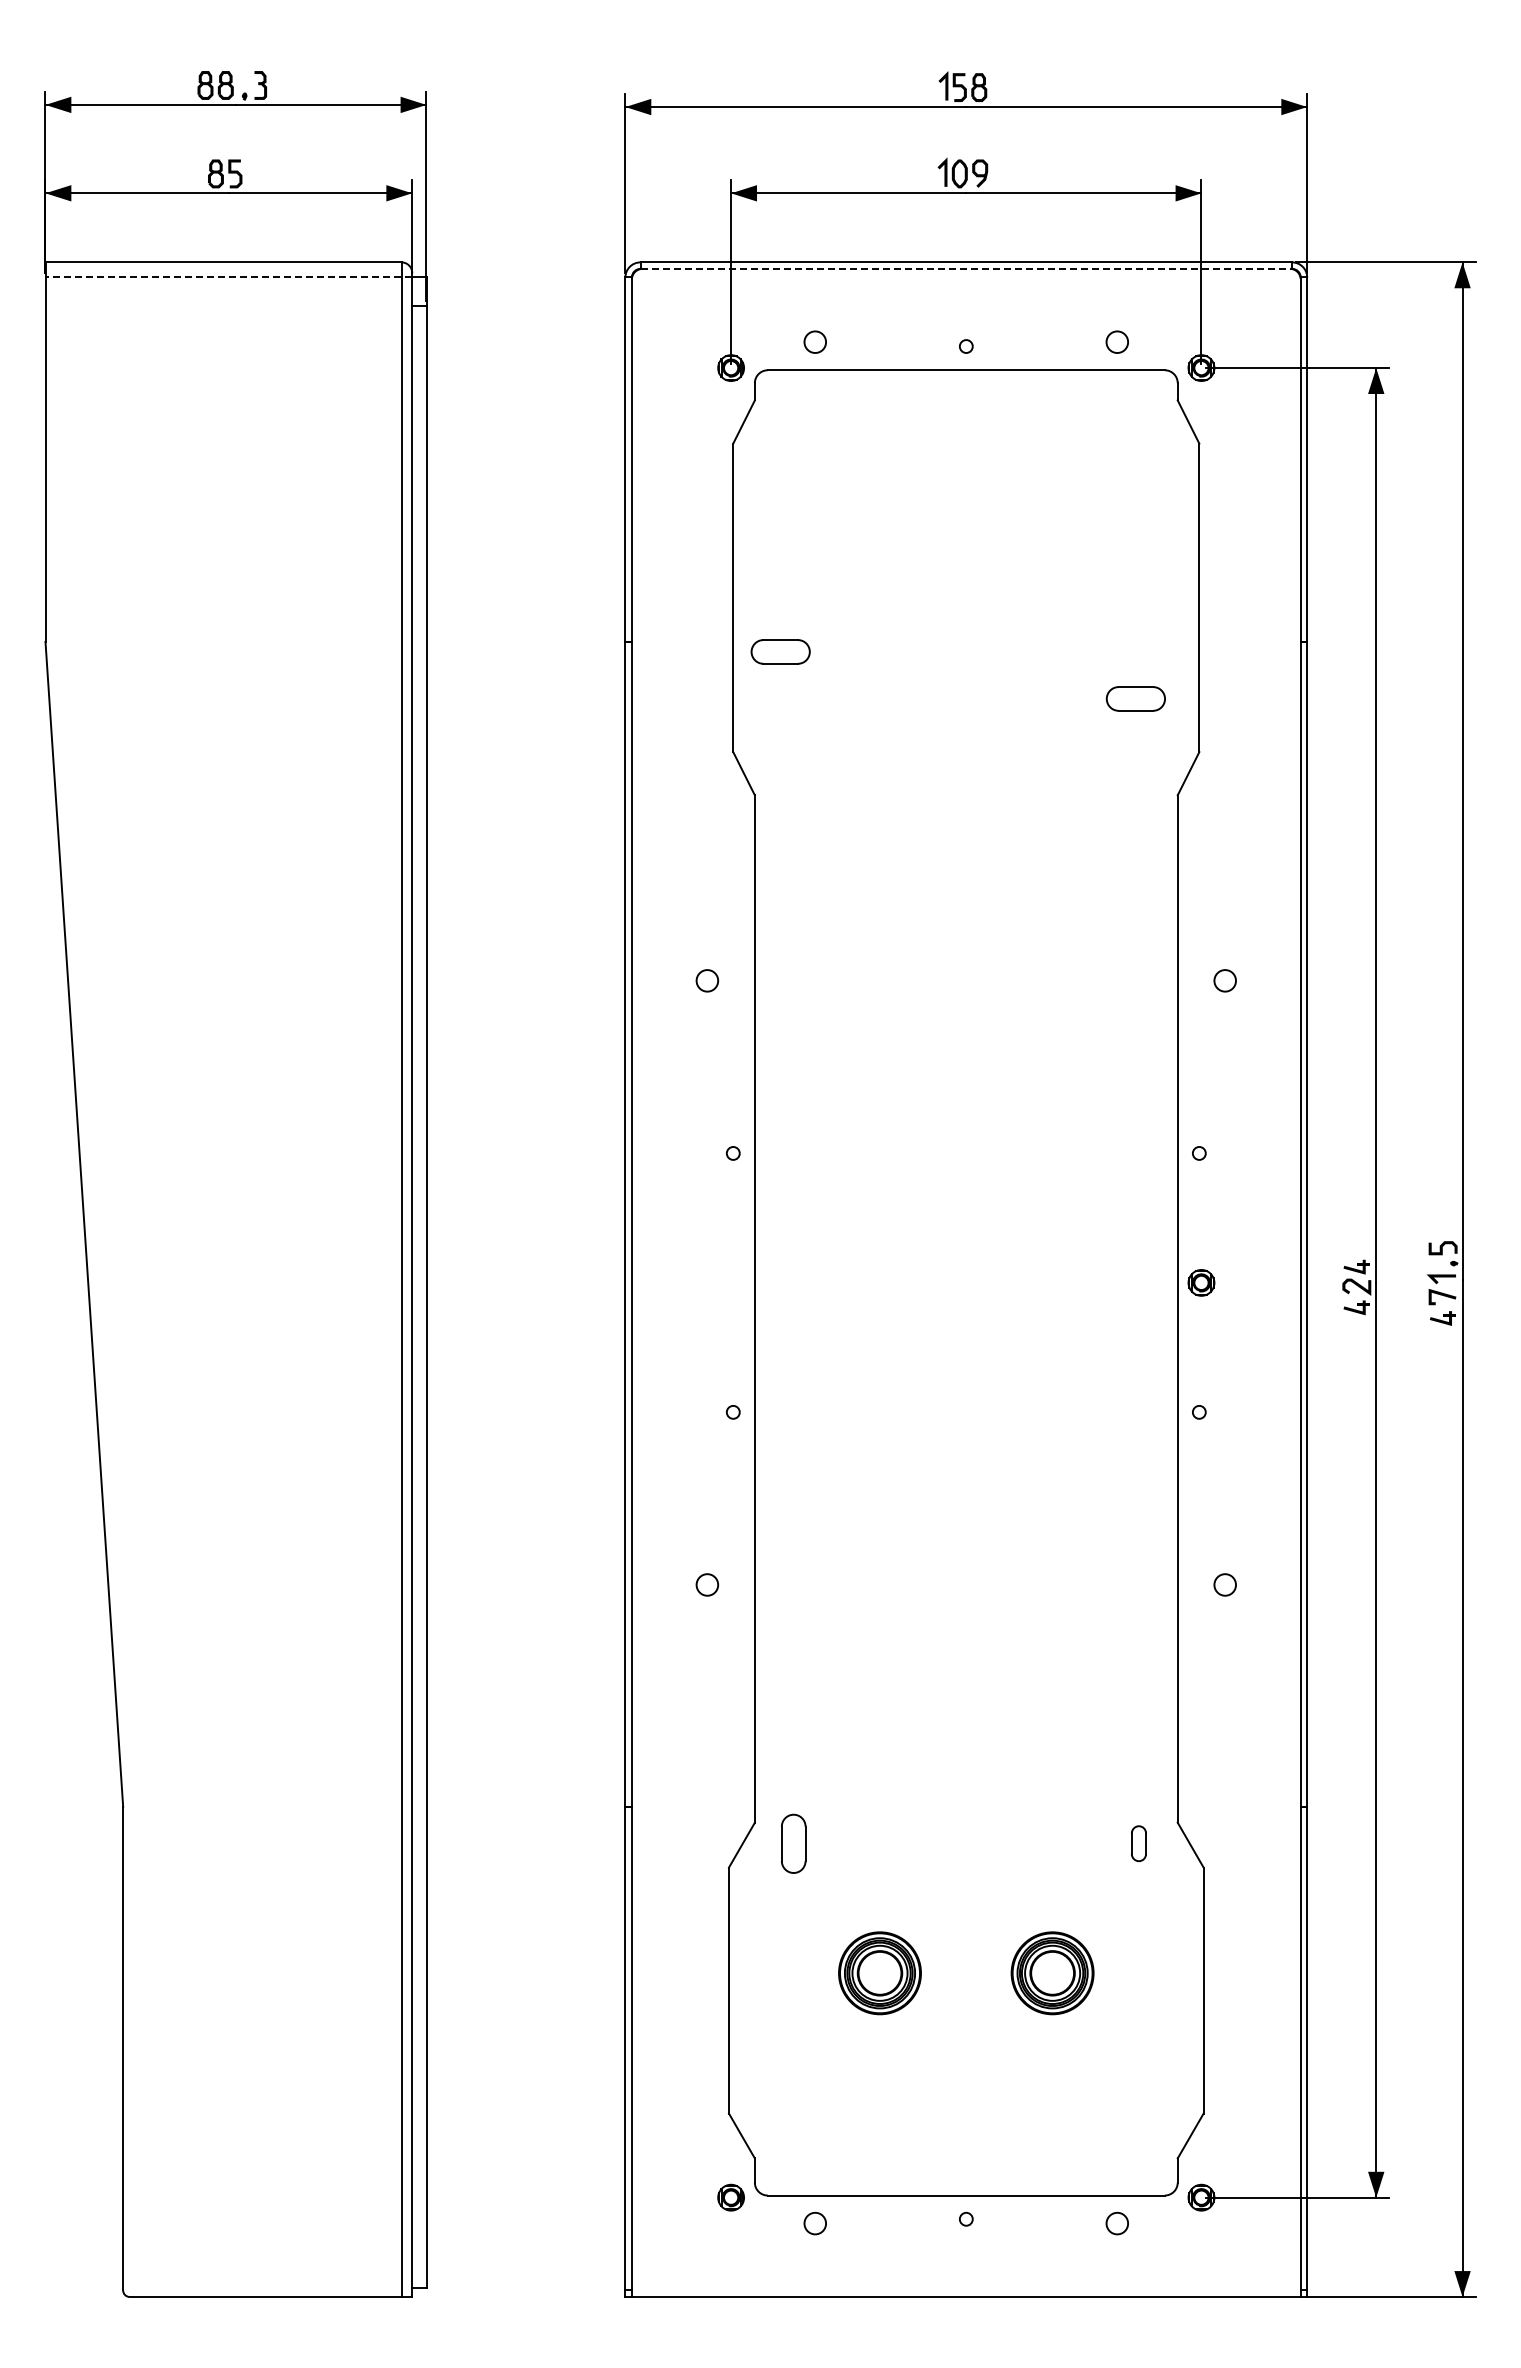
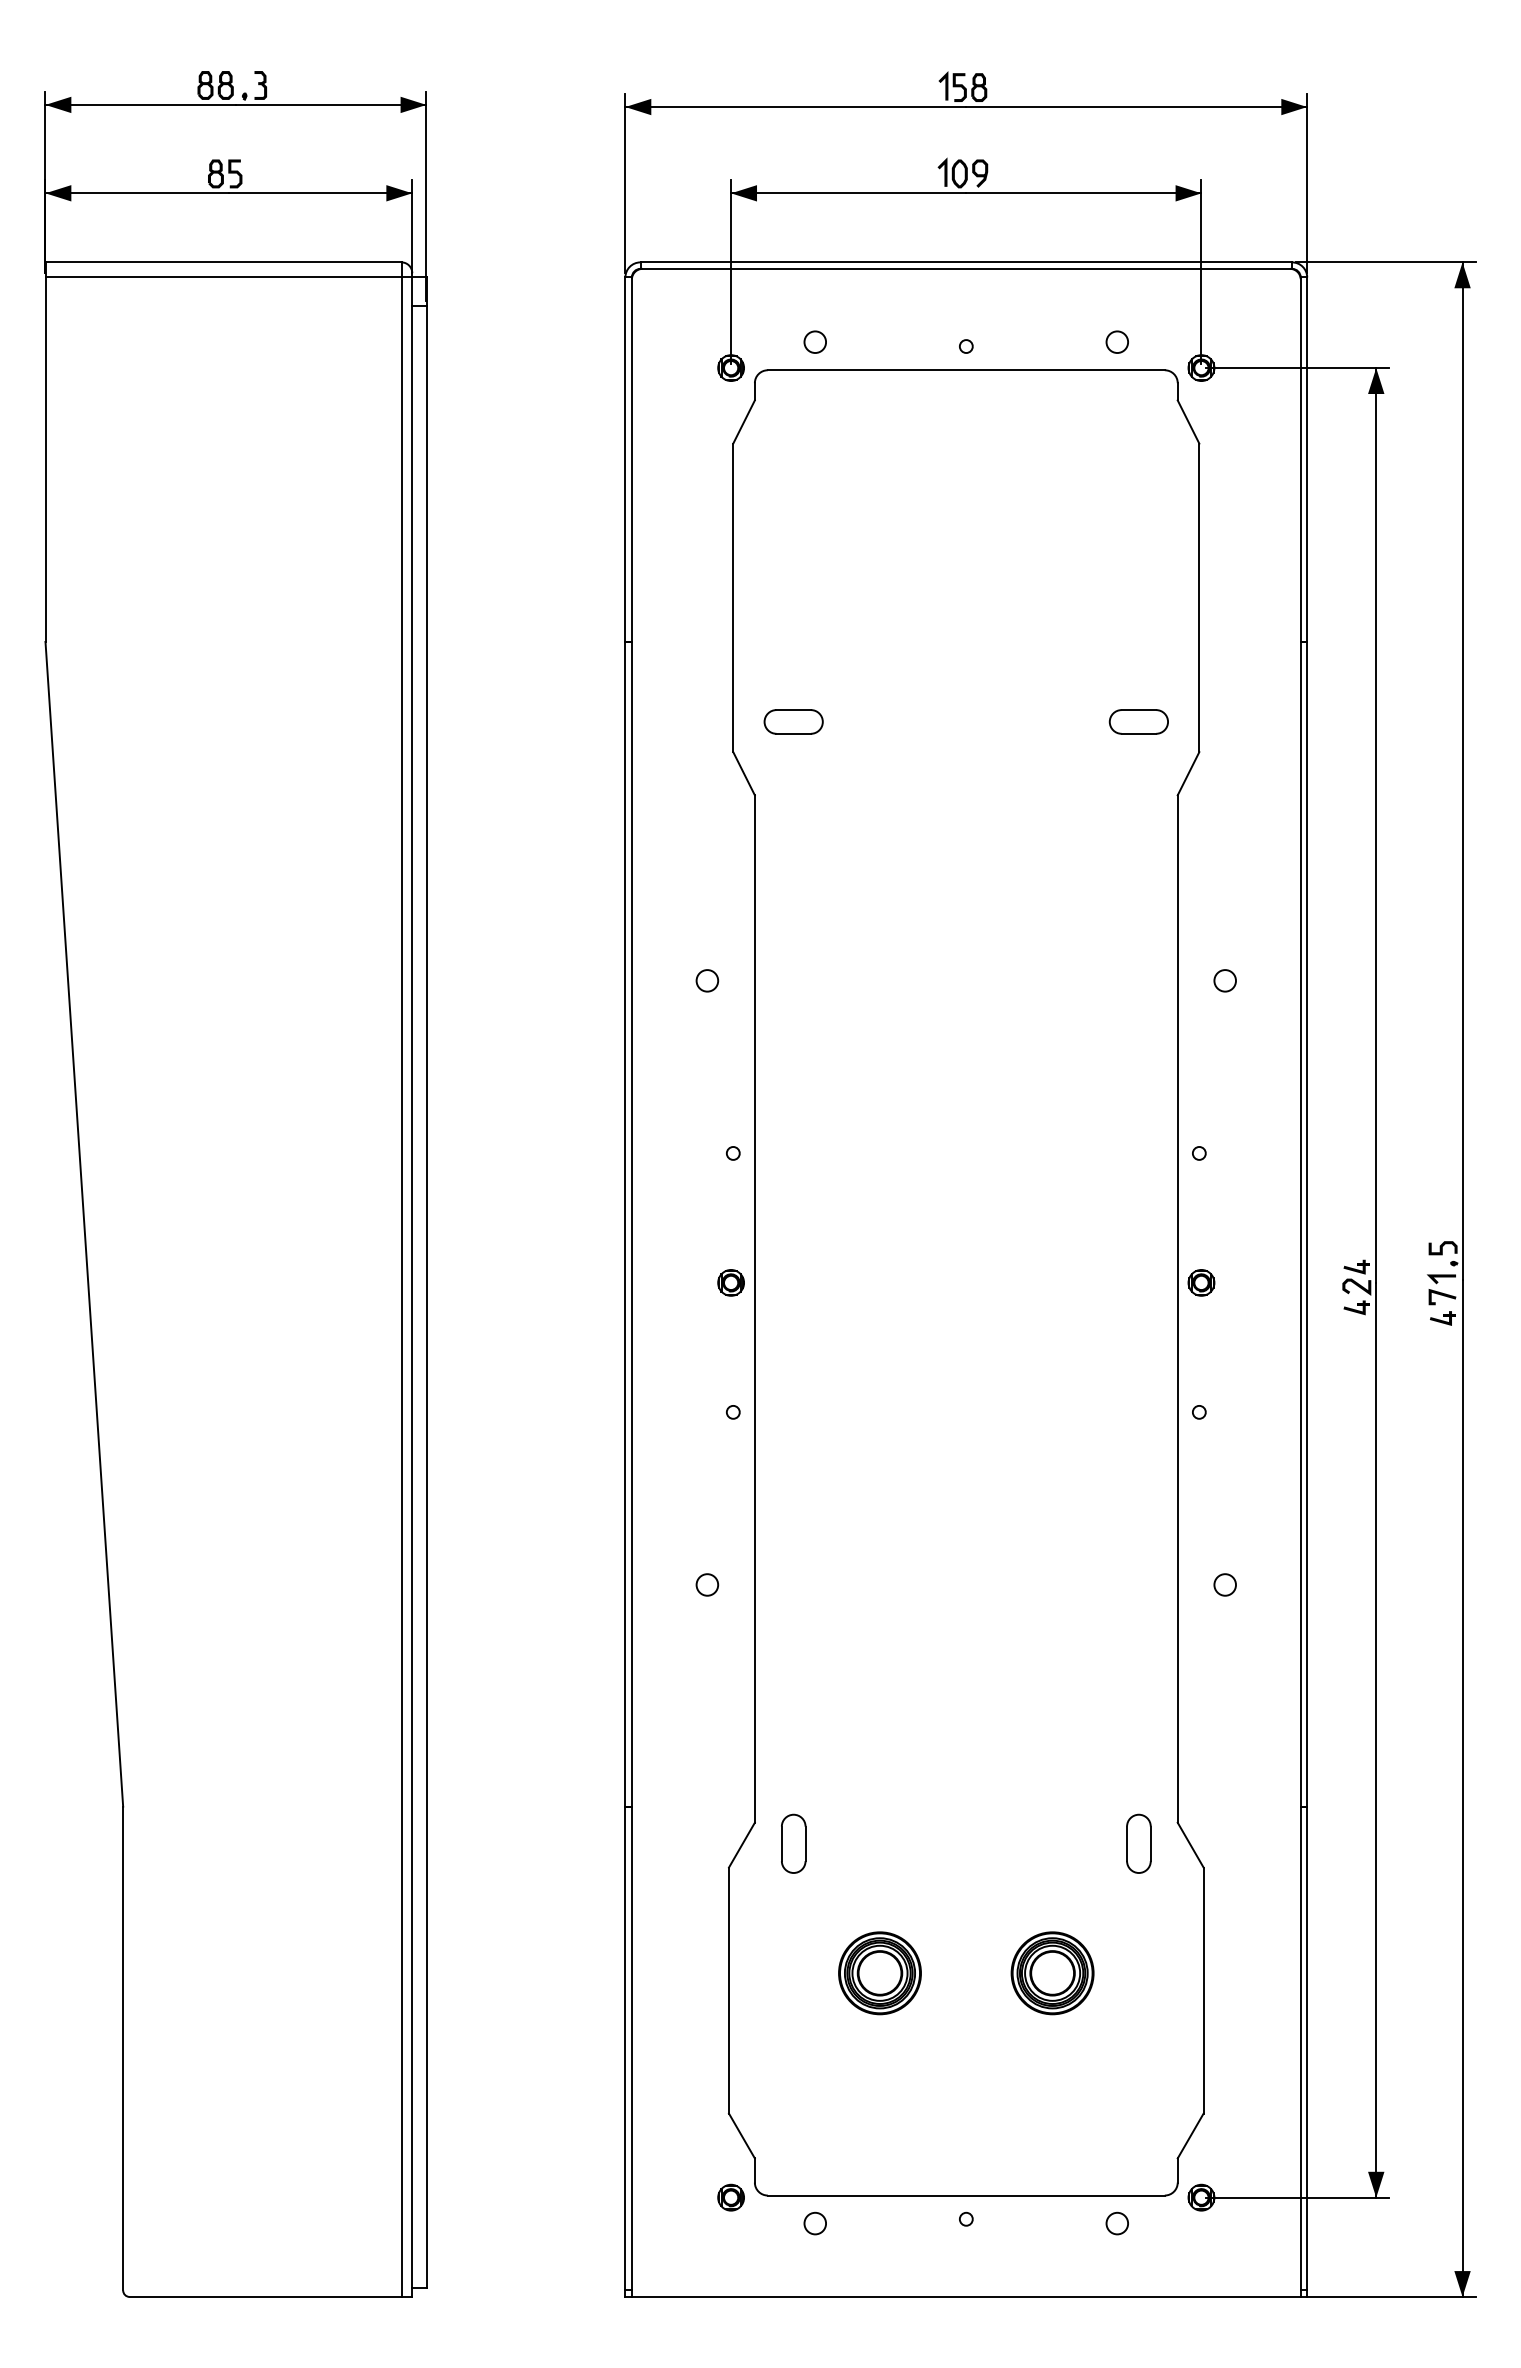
line: dashed -> solid (966, 268)
line: dashed -> solid (228, 277)
part position: (780, 651) -> (793, 721) (793, 721)
part position: (1135, 698) -> (1138, 721) (1138, 721)
part: none -> present (730, 1282)
part size: 16x38 px -> 26x61 px (1138, 1843)
